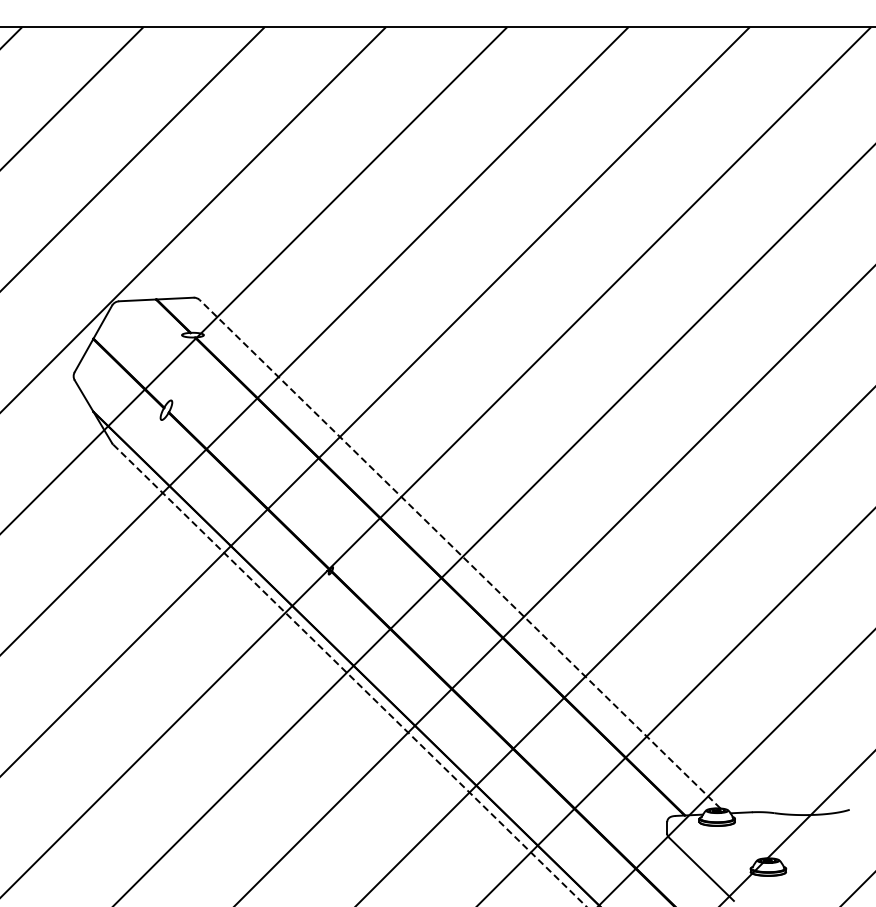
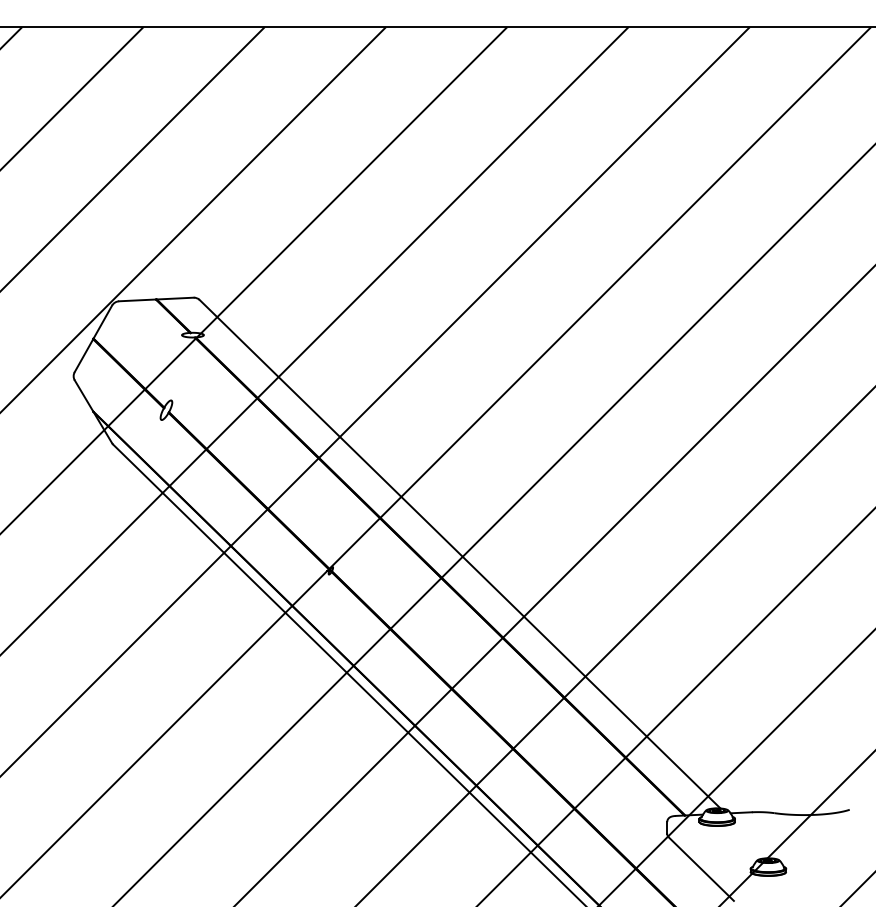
line: dashed -> solid (459, 553)
line: dashed -> solid (350, 675)
